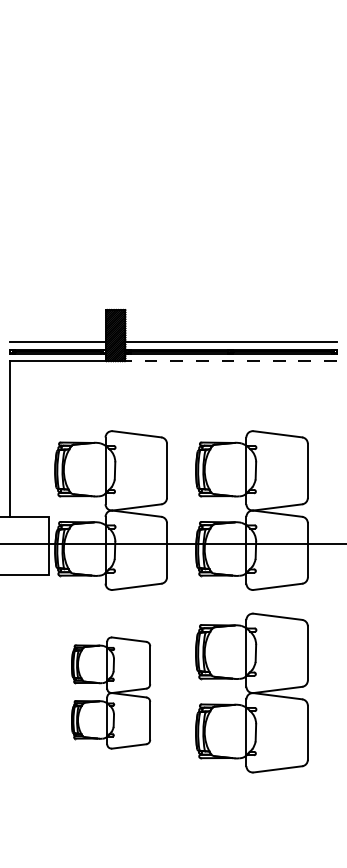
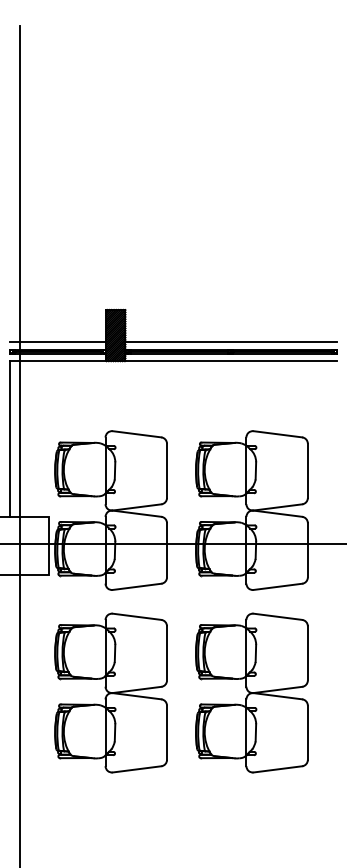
line: dashed -> solid (231, 361)
line: none -> present (19, 445)
part size: 81x114 px -> 114x162 px (110, 692)
